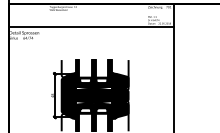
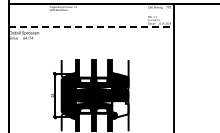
line: solid -> dashed (91, 27)
fill: present -> none (120, 109)
